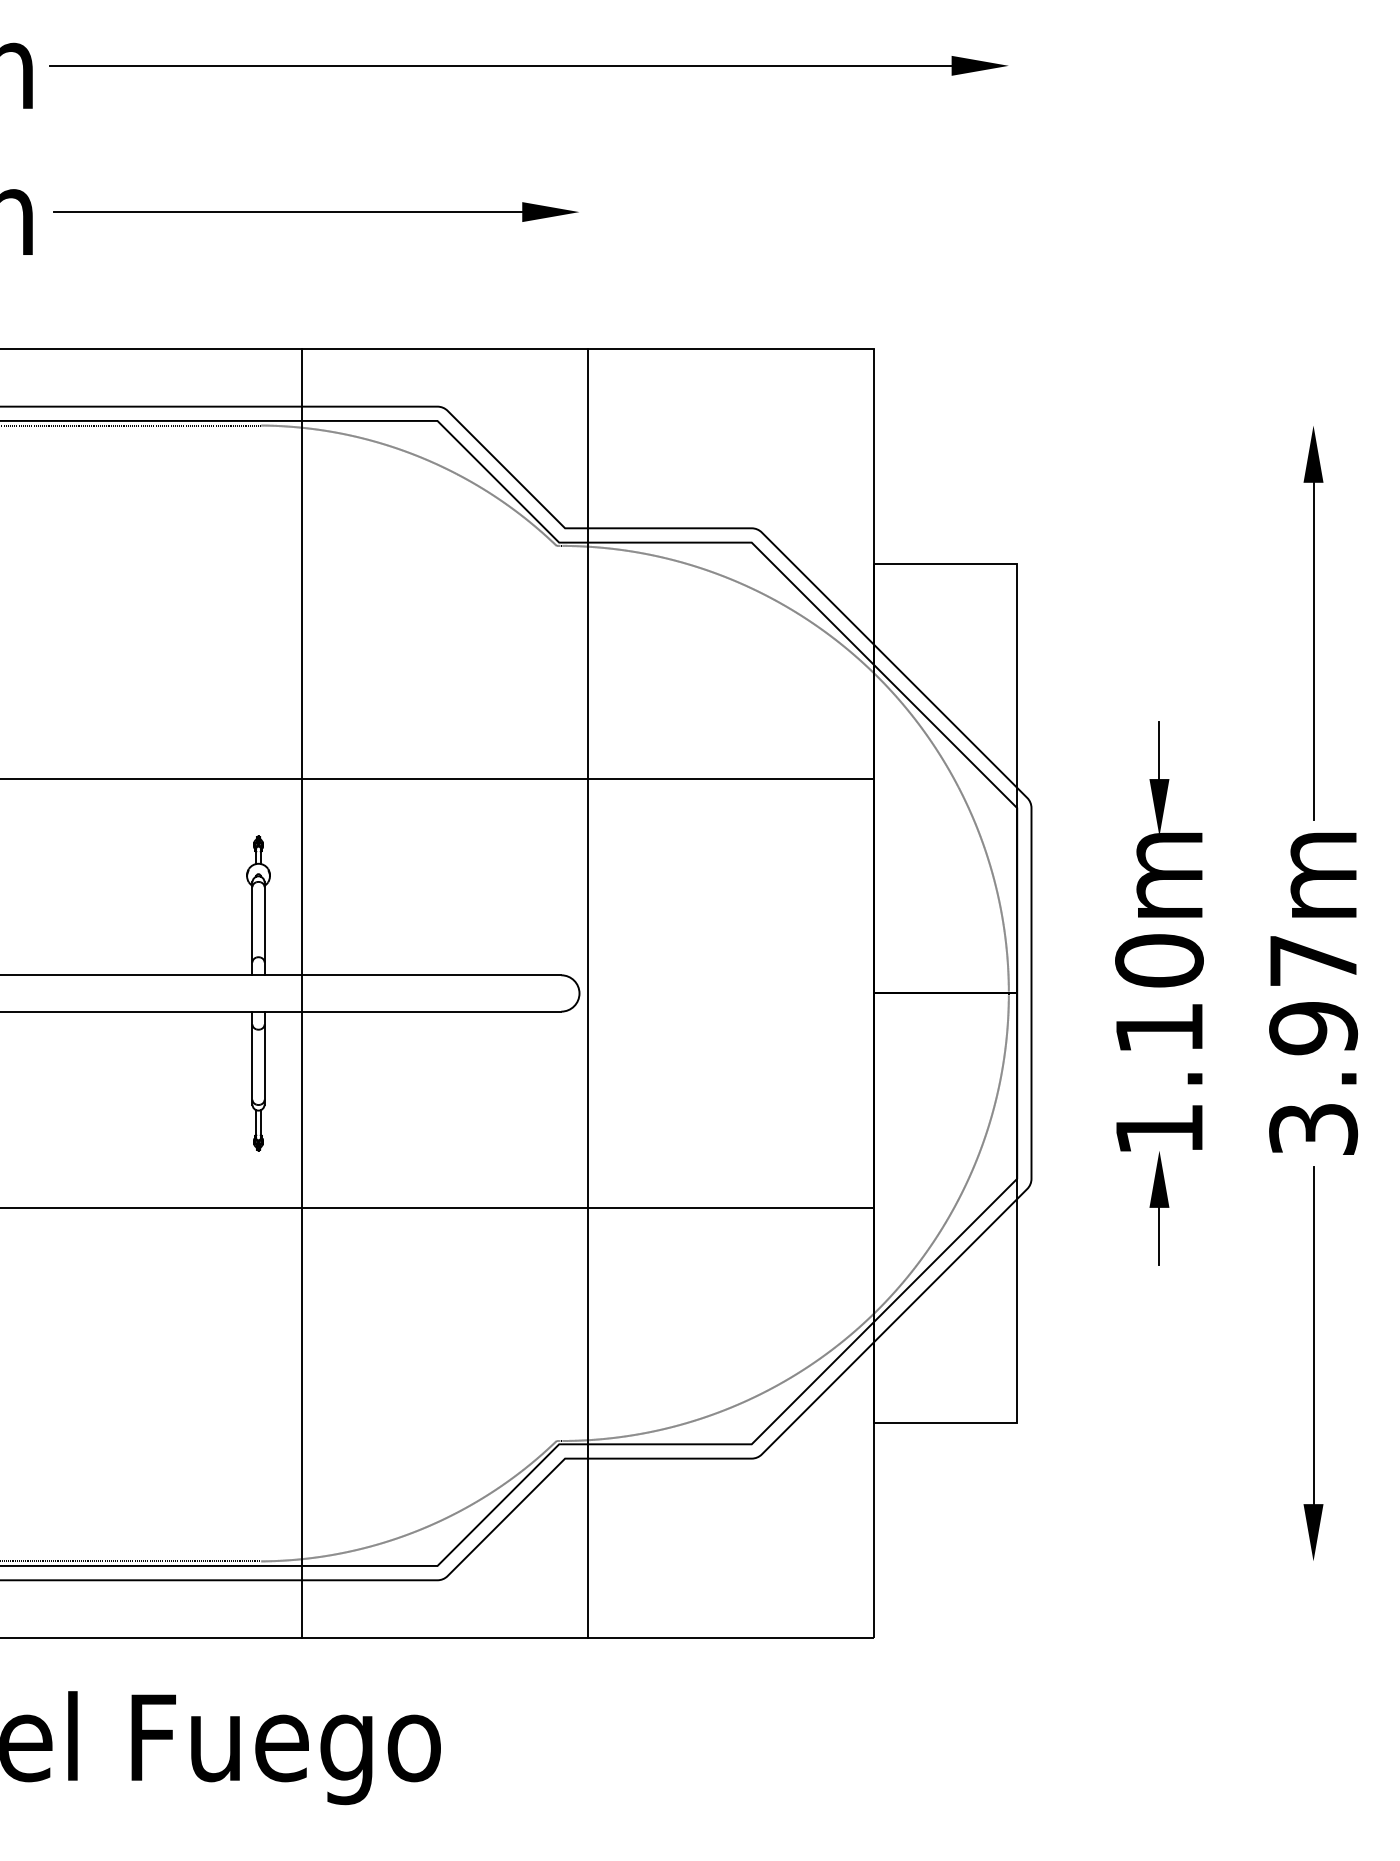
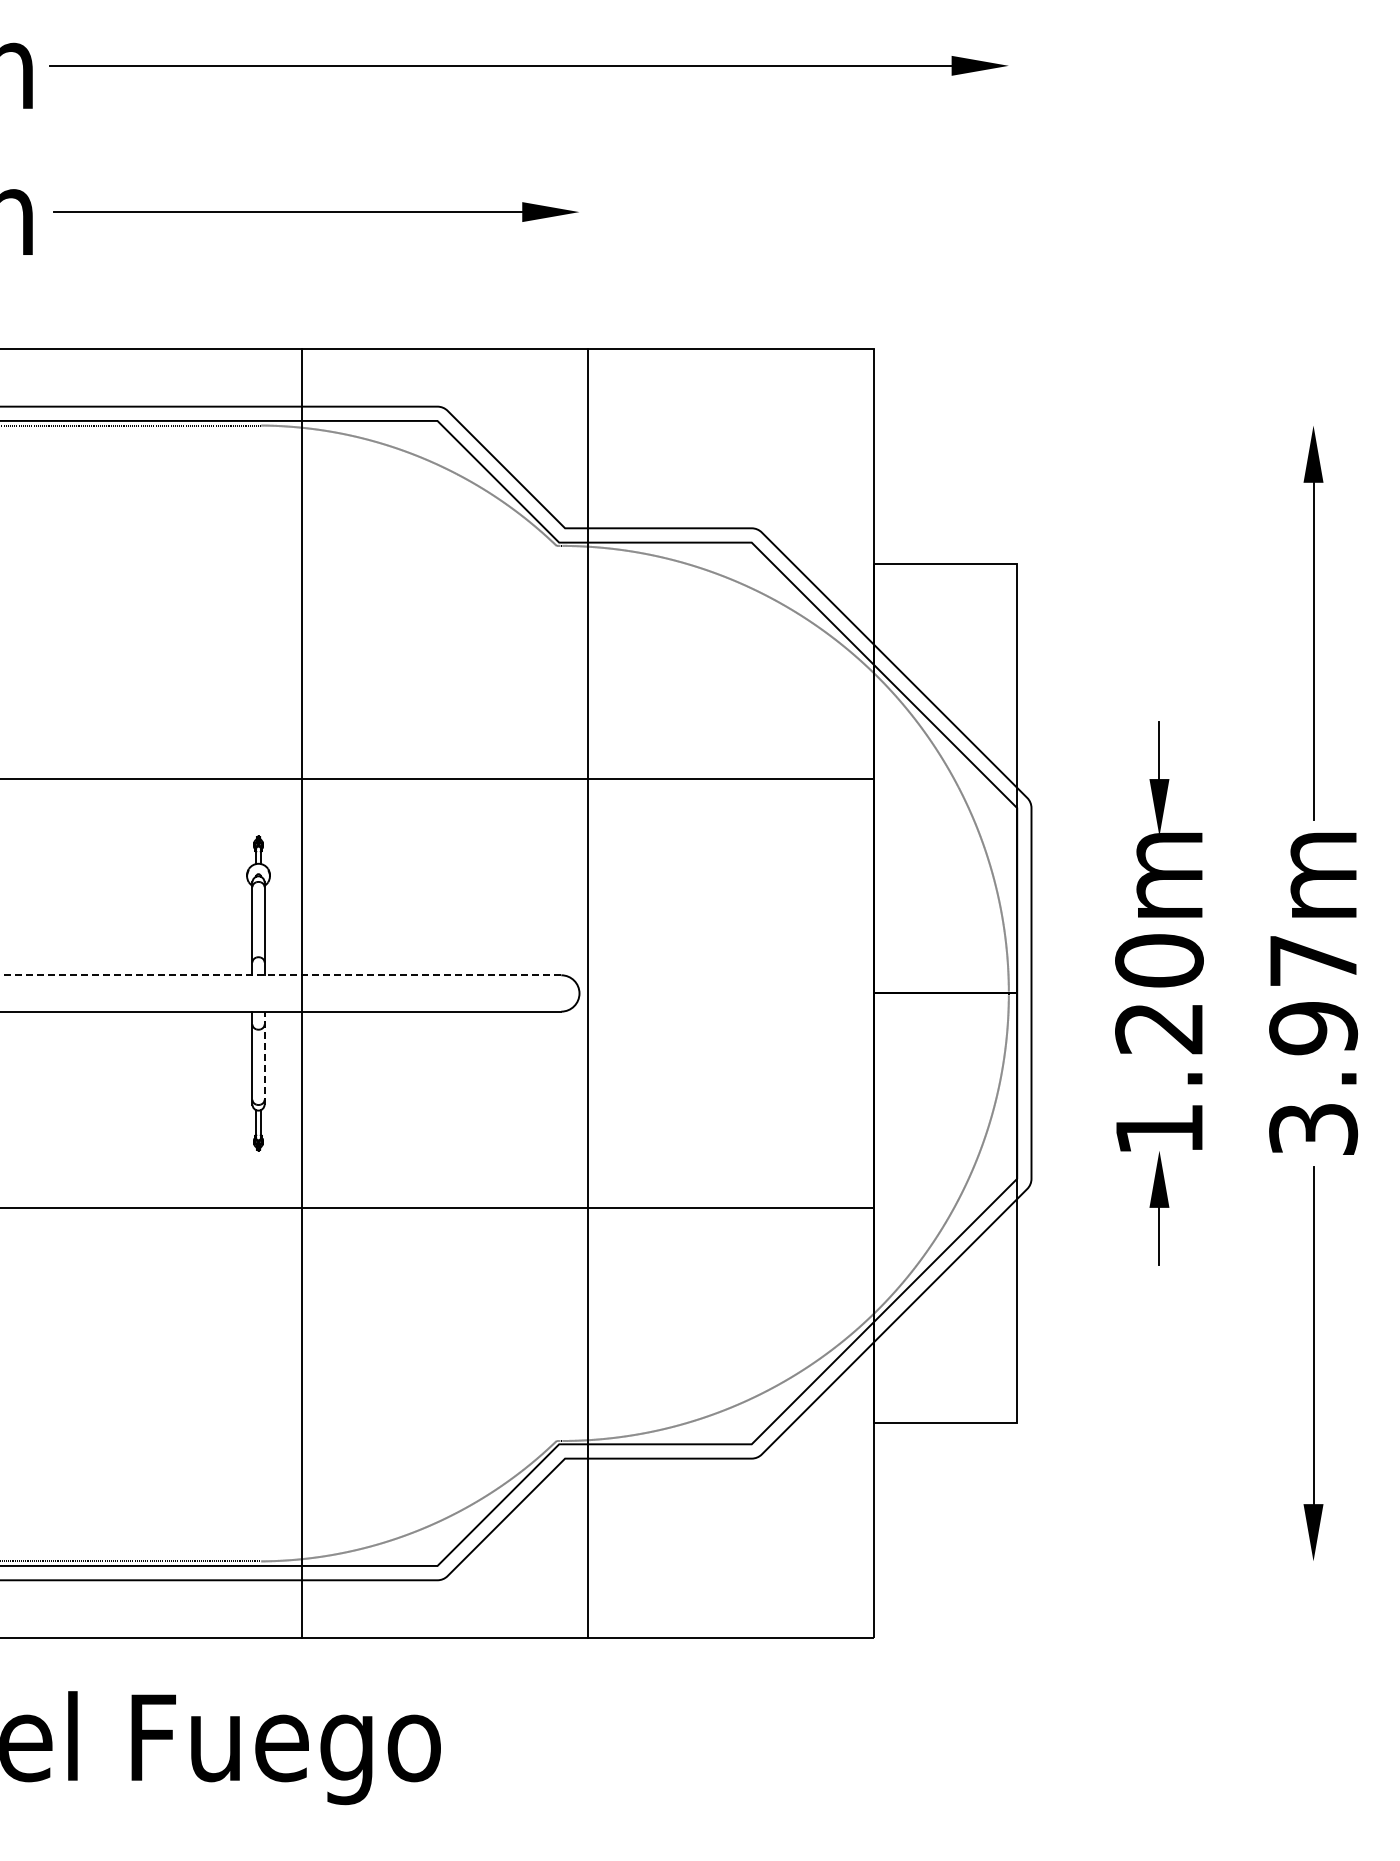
line: solid -> dashed (280, 975)
text: 1.10m -> 1.20m (1158, 1029)
line: solid -> dashed (264, 1057)
